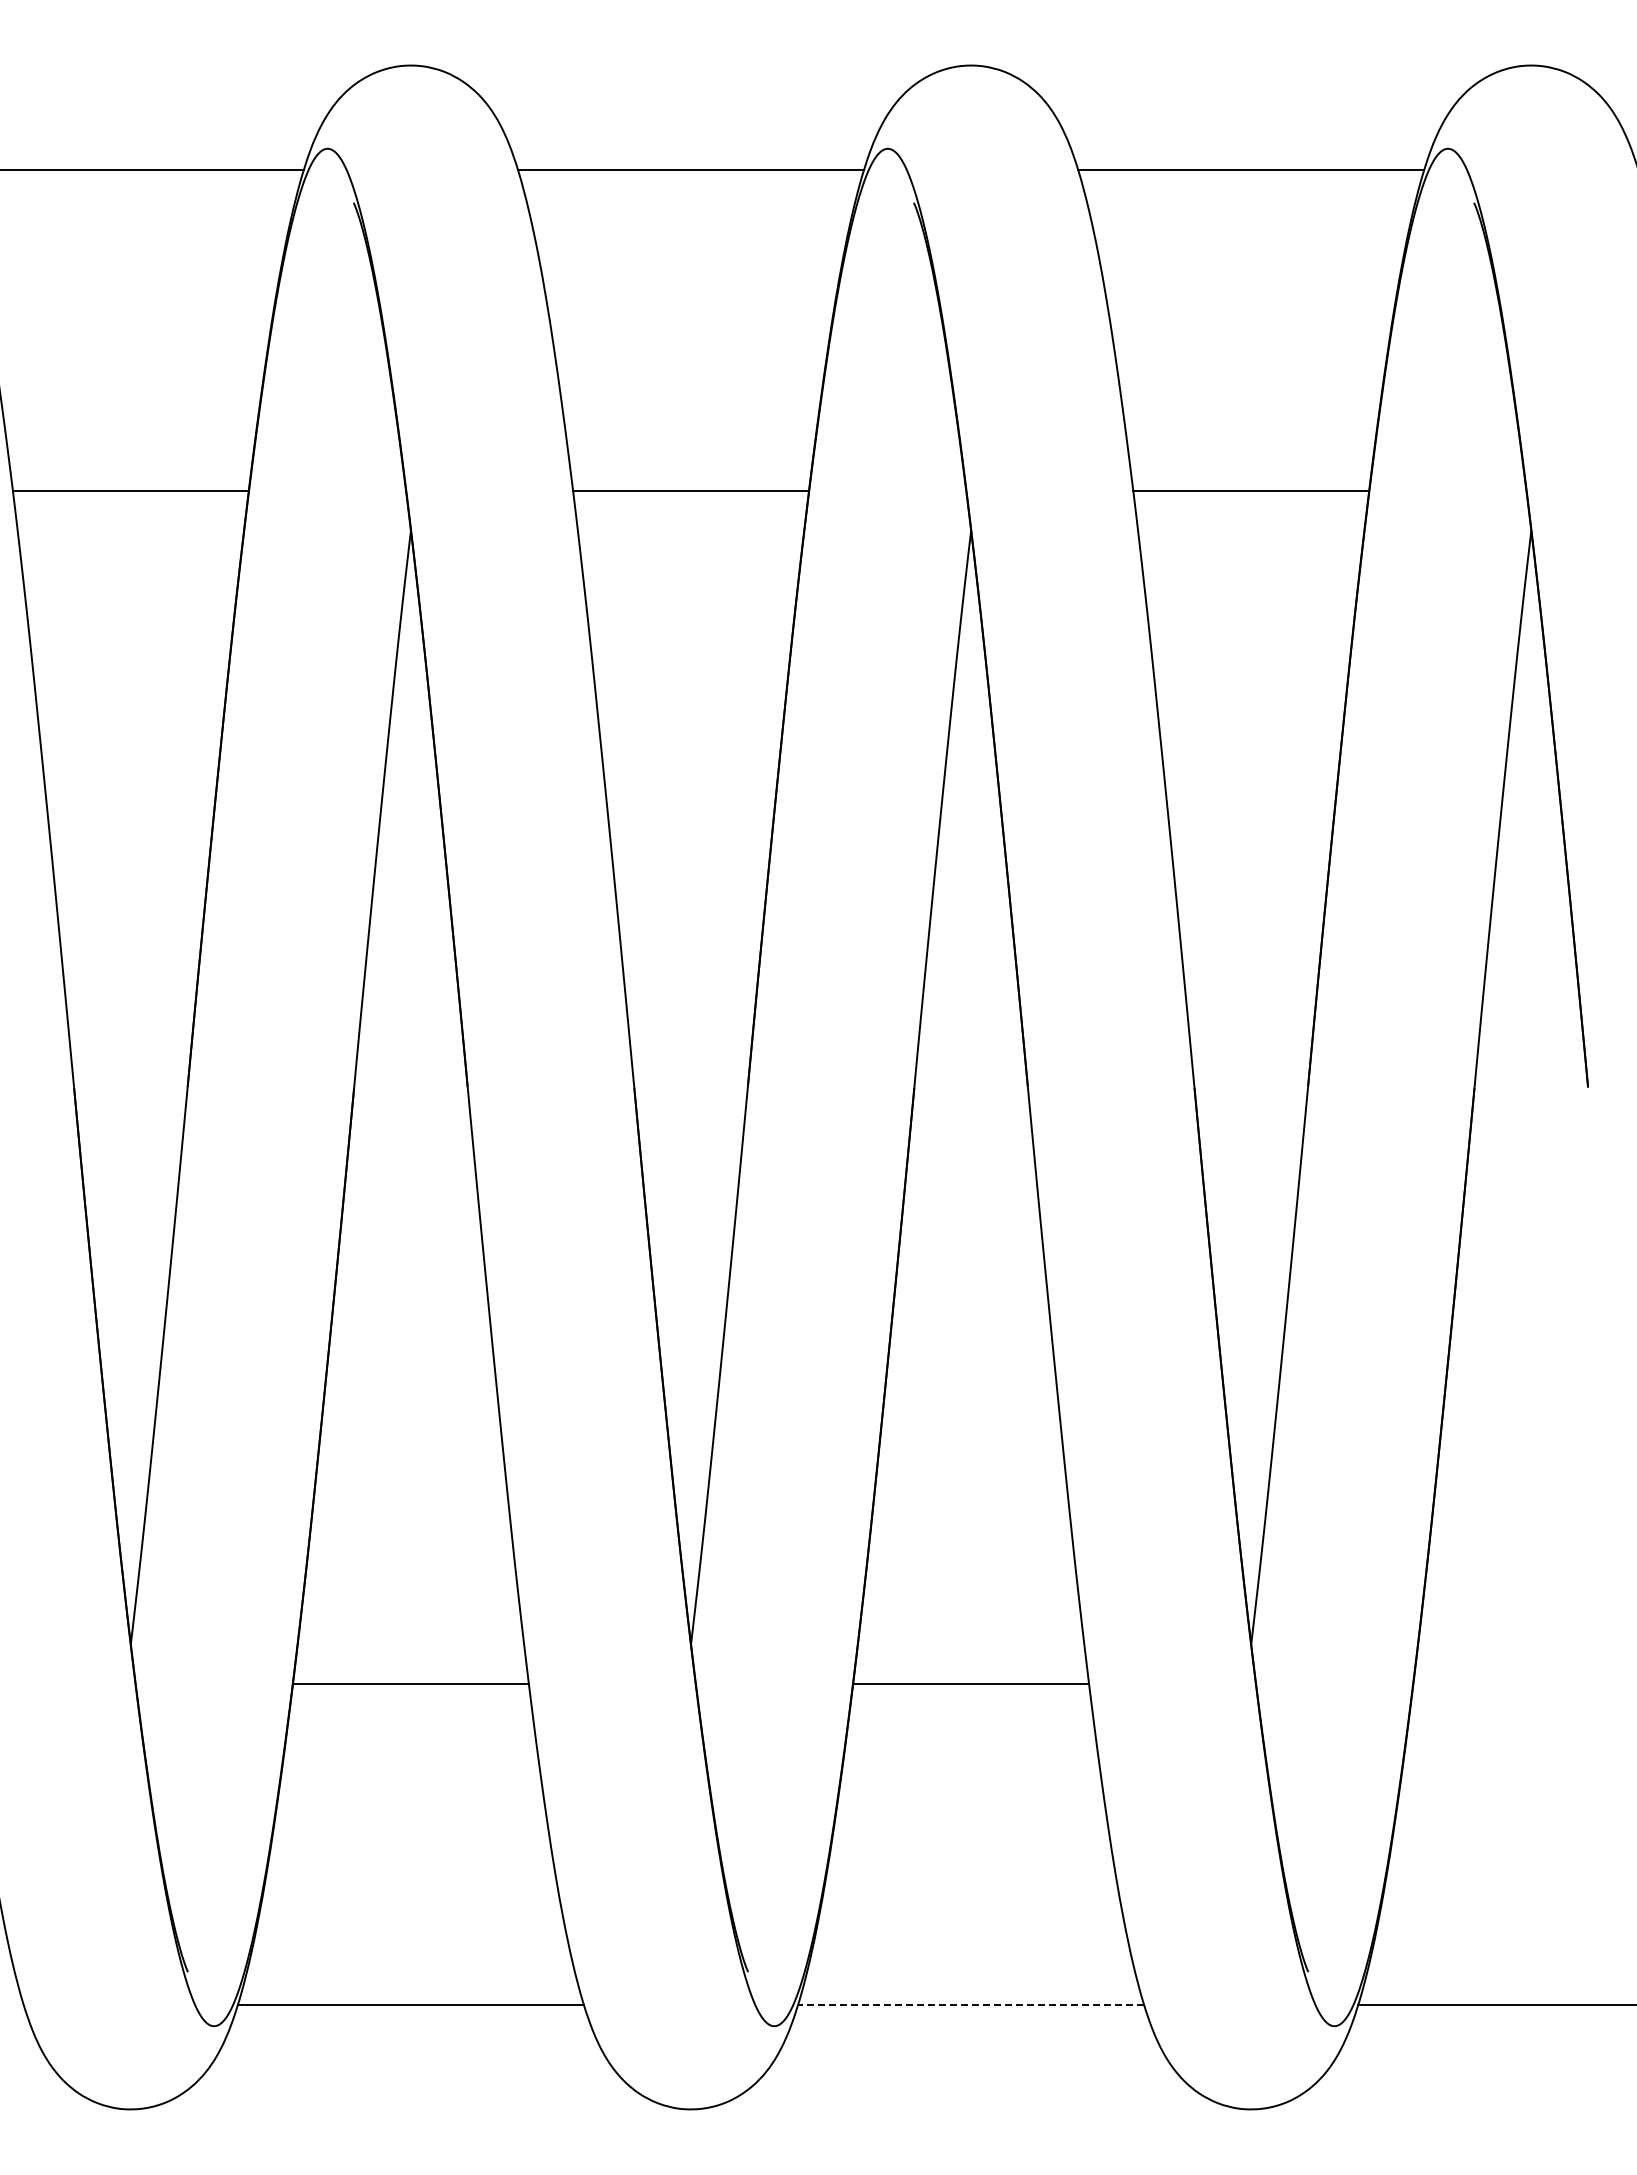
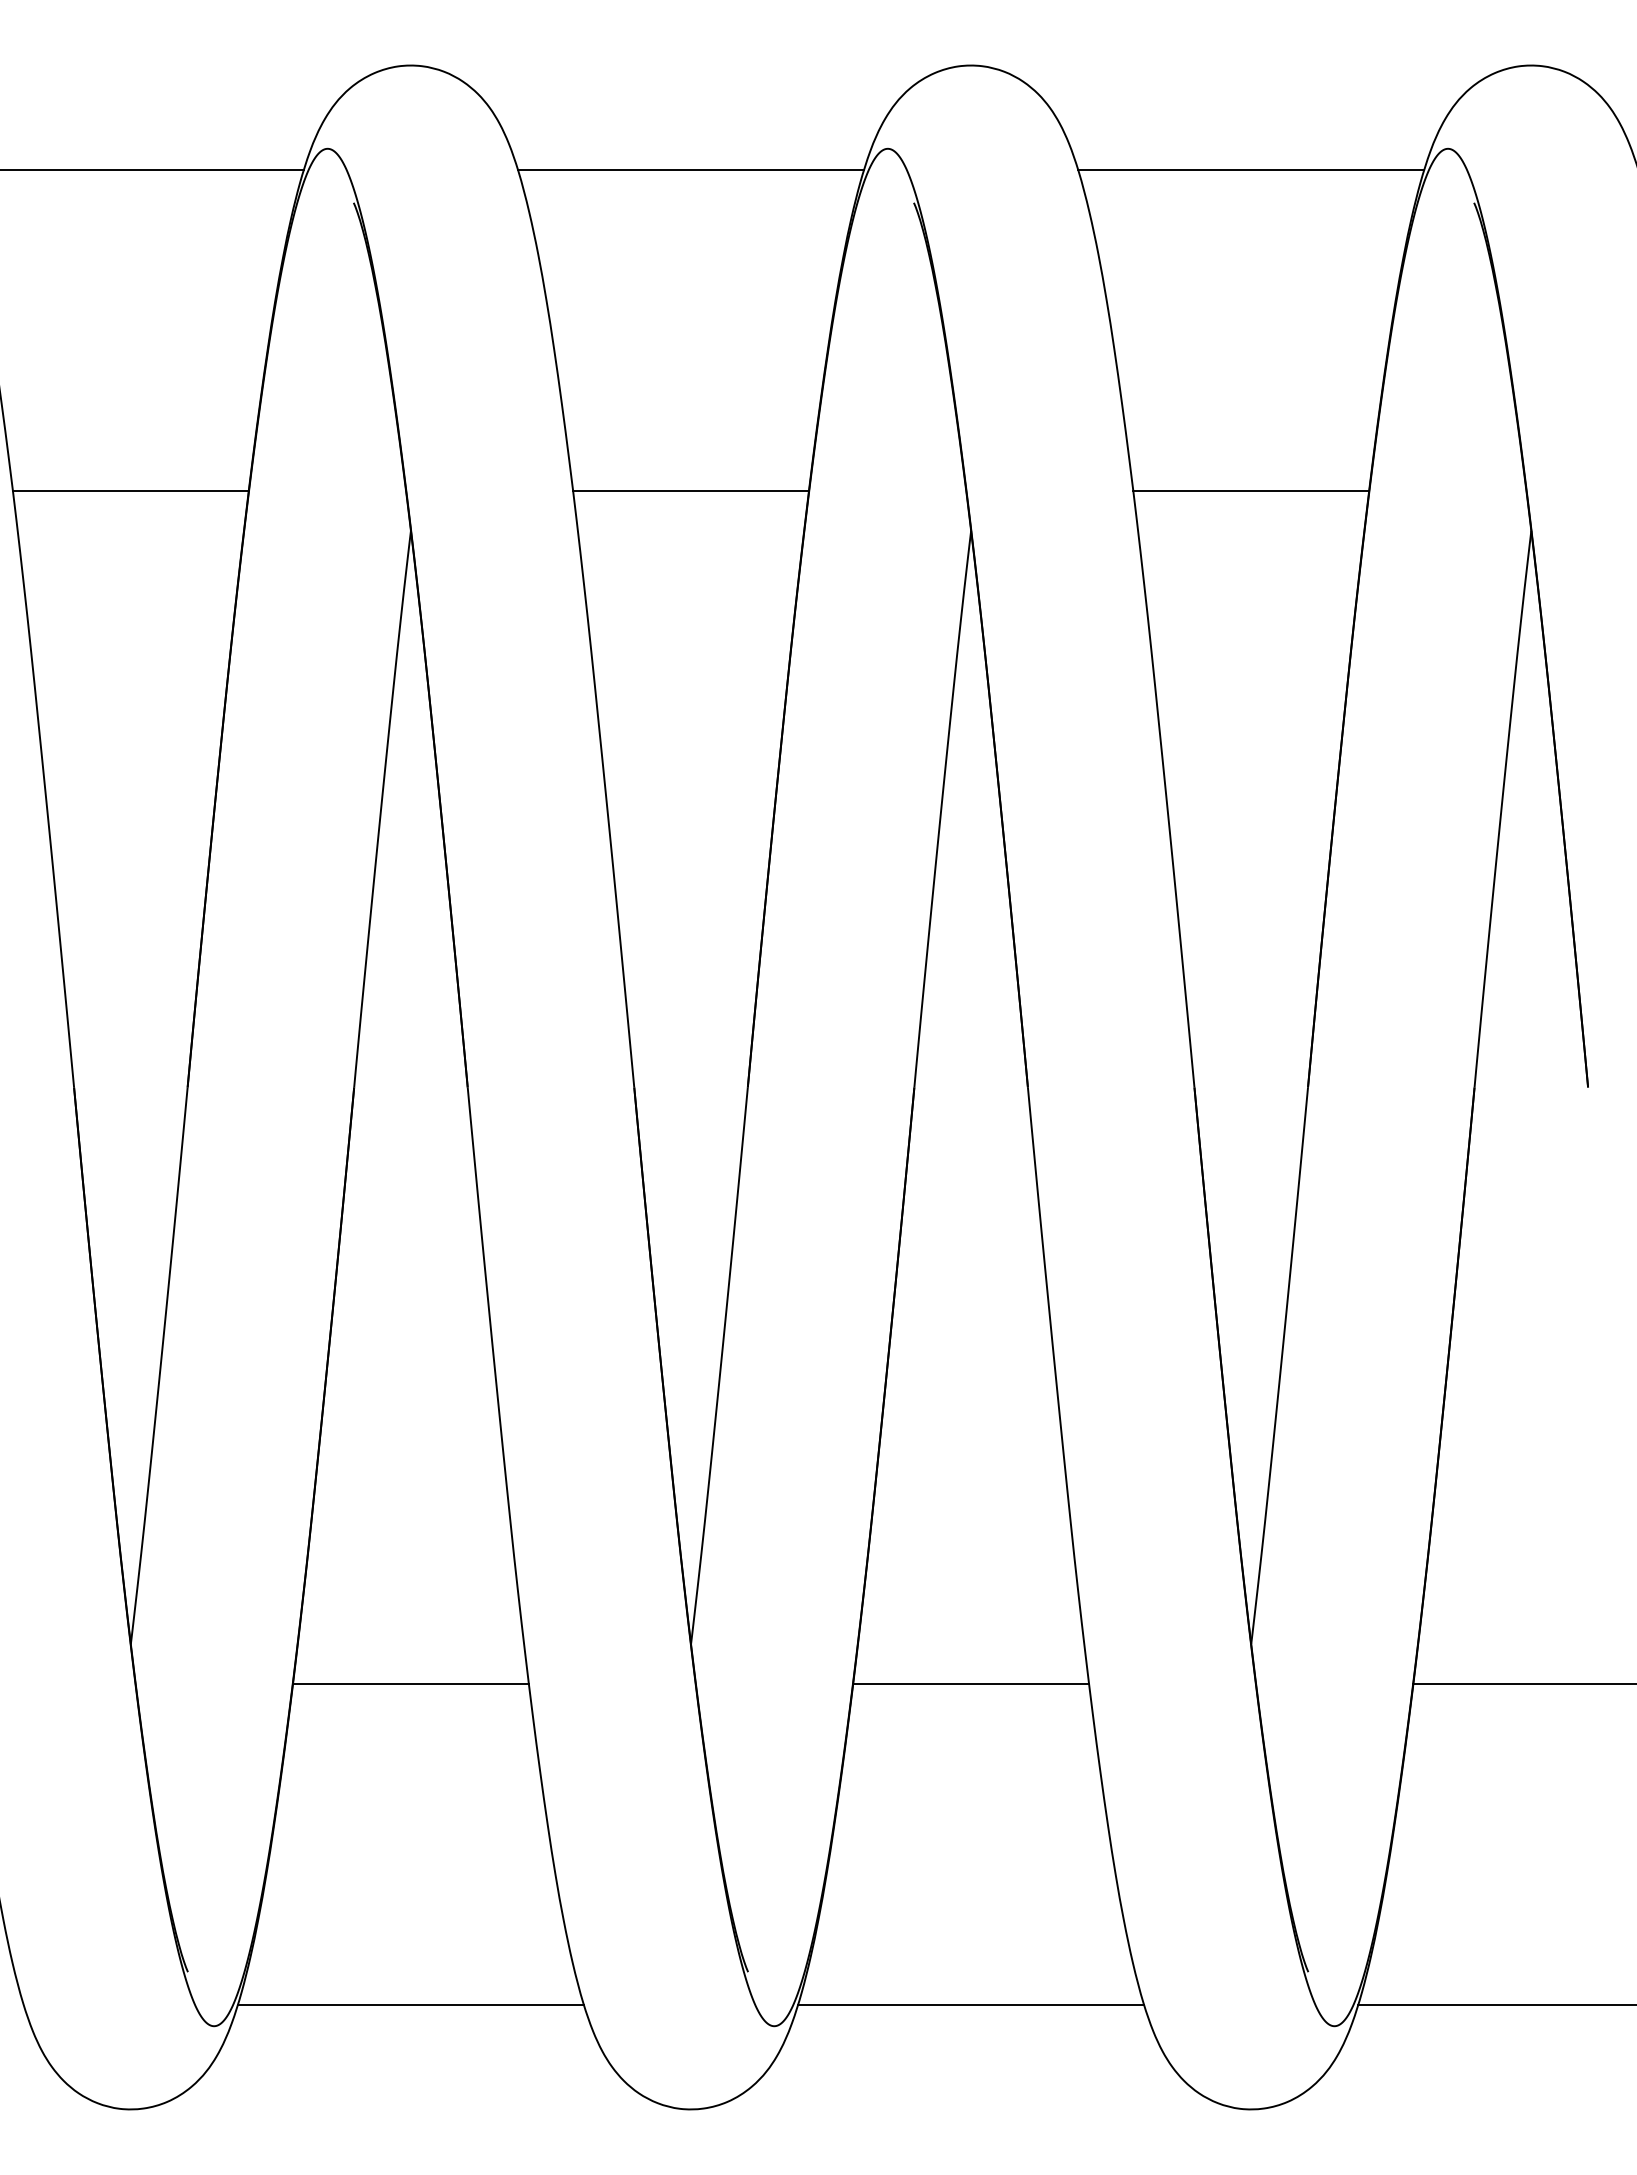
line: none -> present (1523, 1684)
line: dashed -> solid (971, 2005)
